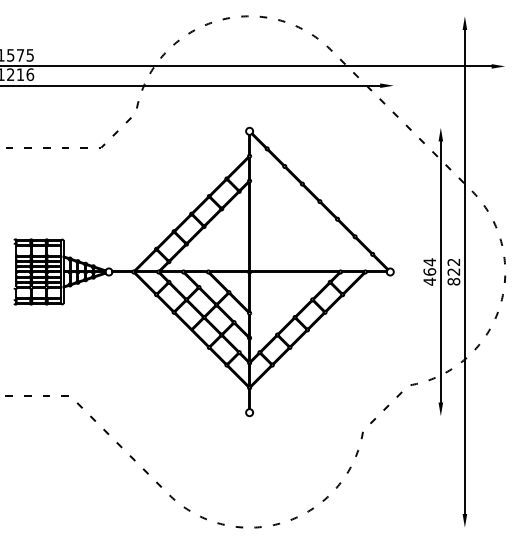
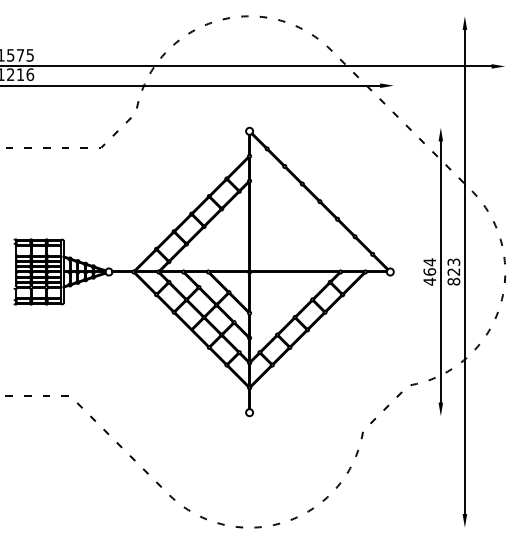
text: 822 -> 823 (454, 261)
